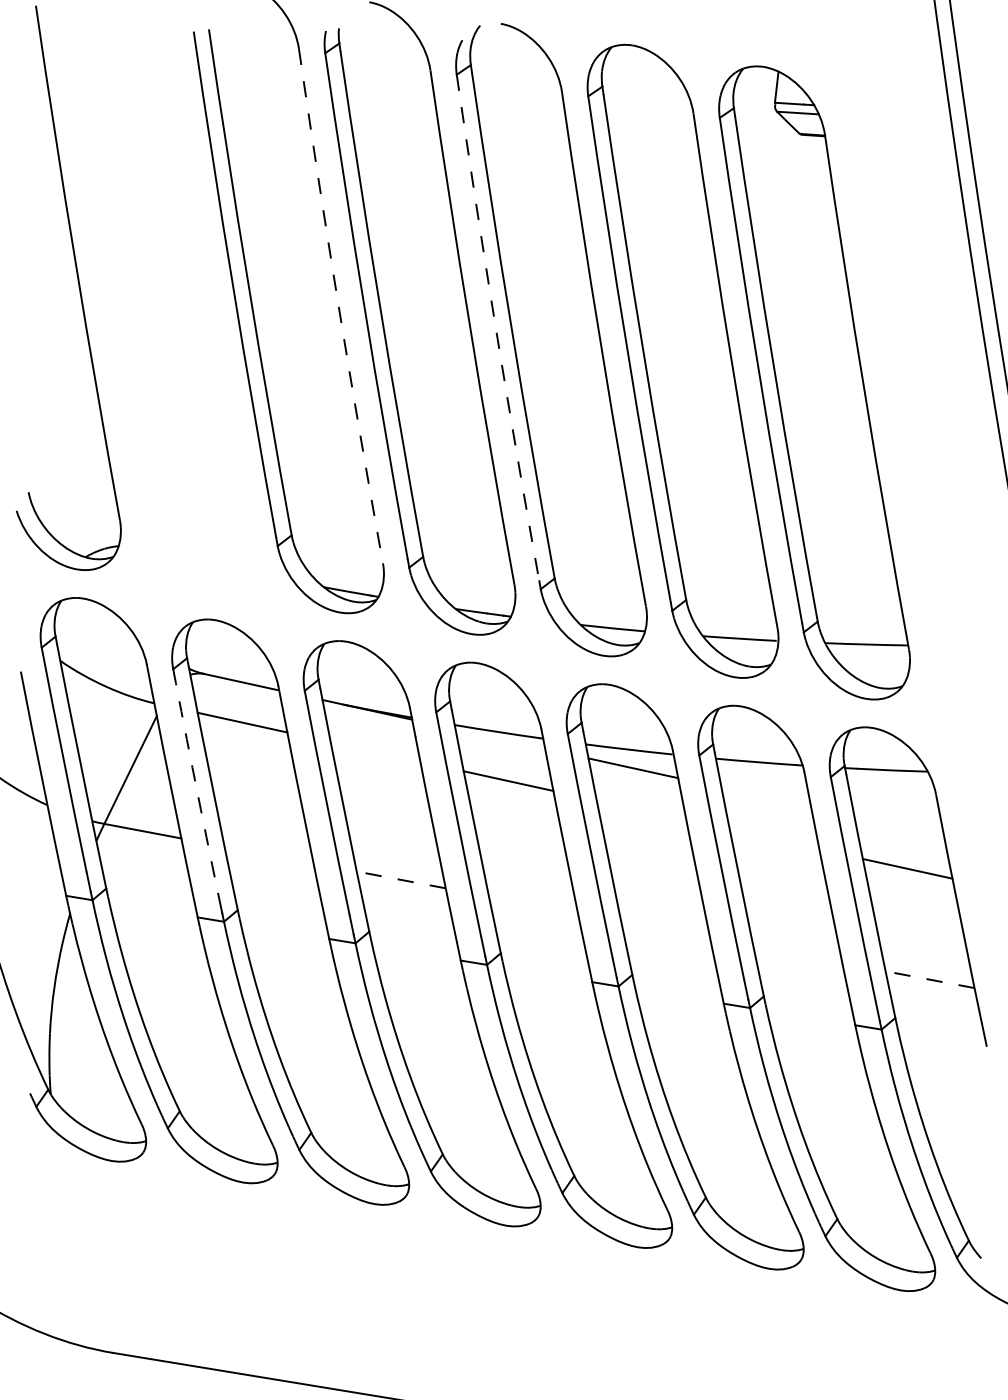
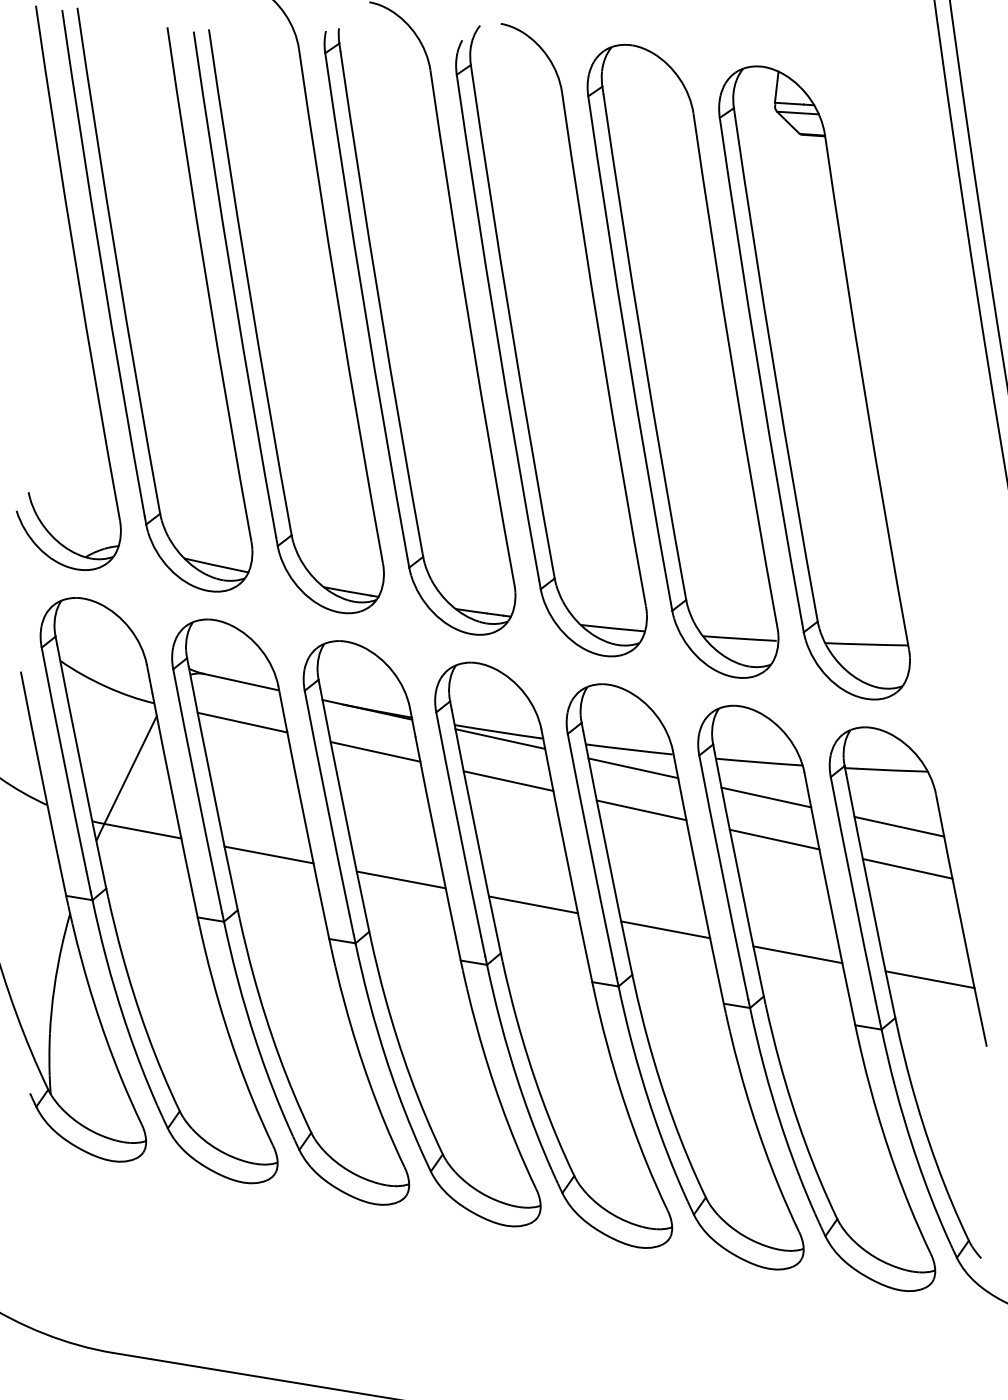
part: none -> present (125, 306)
arc: dashed -> solid (338, 306)
arc: dashed -> solid (495, 328)
line: none -> present (500, 738)
line: none -> present (375, 751)
arc: dashed -> solid (195, 781)
line: none -> present (766, 797)
line: none -> present (641, 810)
line: none -> present (899, 826)
line: none -> present (774, 839)
line: none -> present (268, 854)
line: dashed -> solid (400, 879)
line: none -> present (533, 904)
line: none -> present (665, 929)
line: none -> present (797, 954)
line: dashed -> solid (929, 979)
